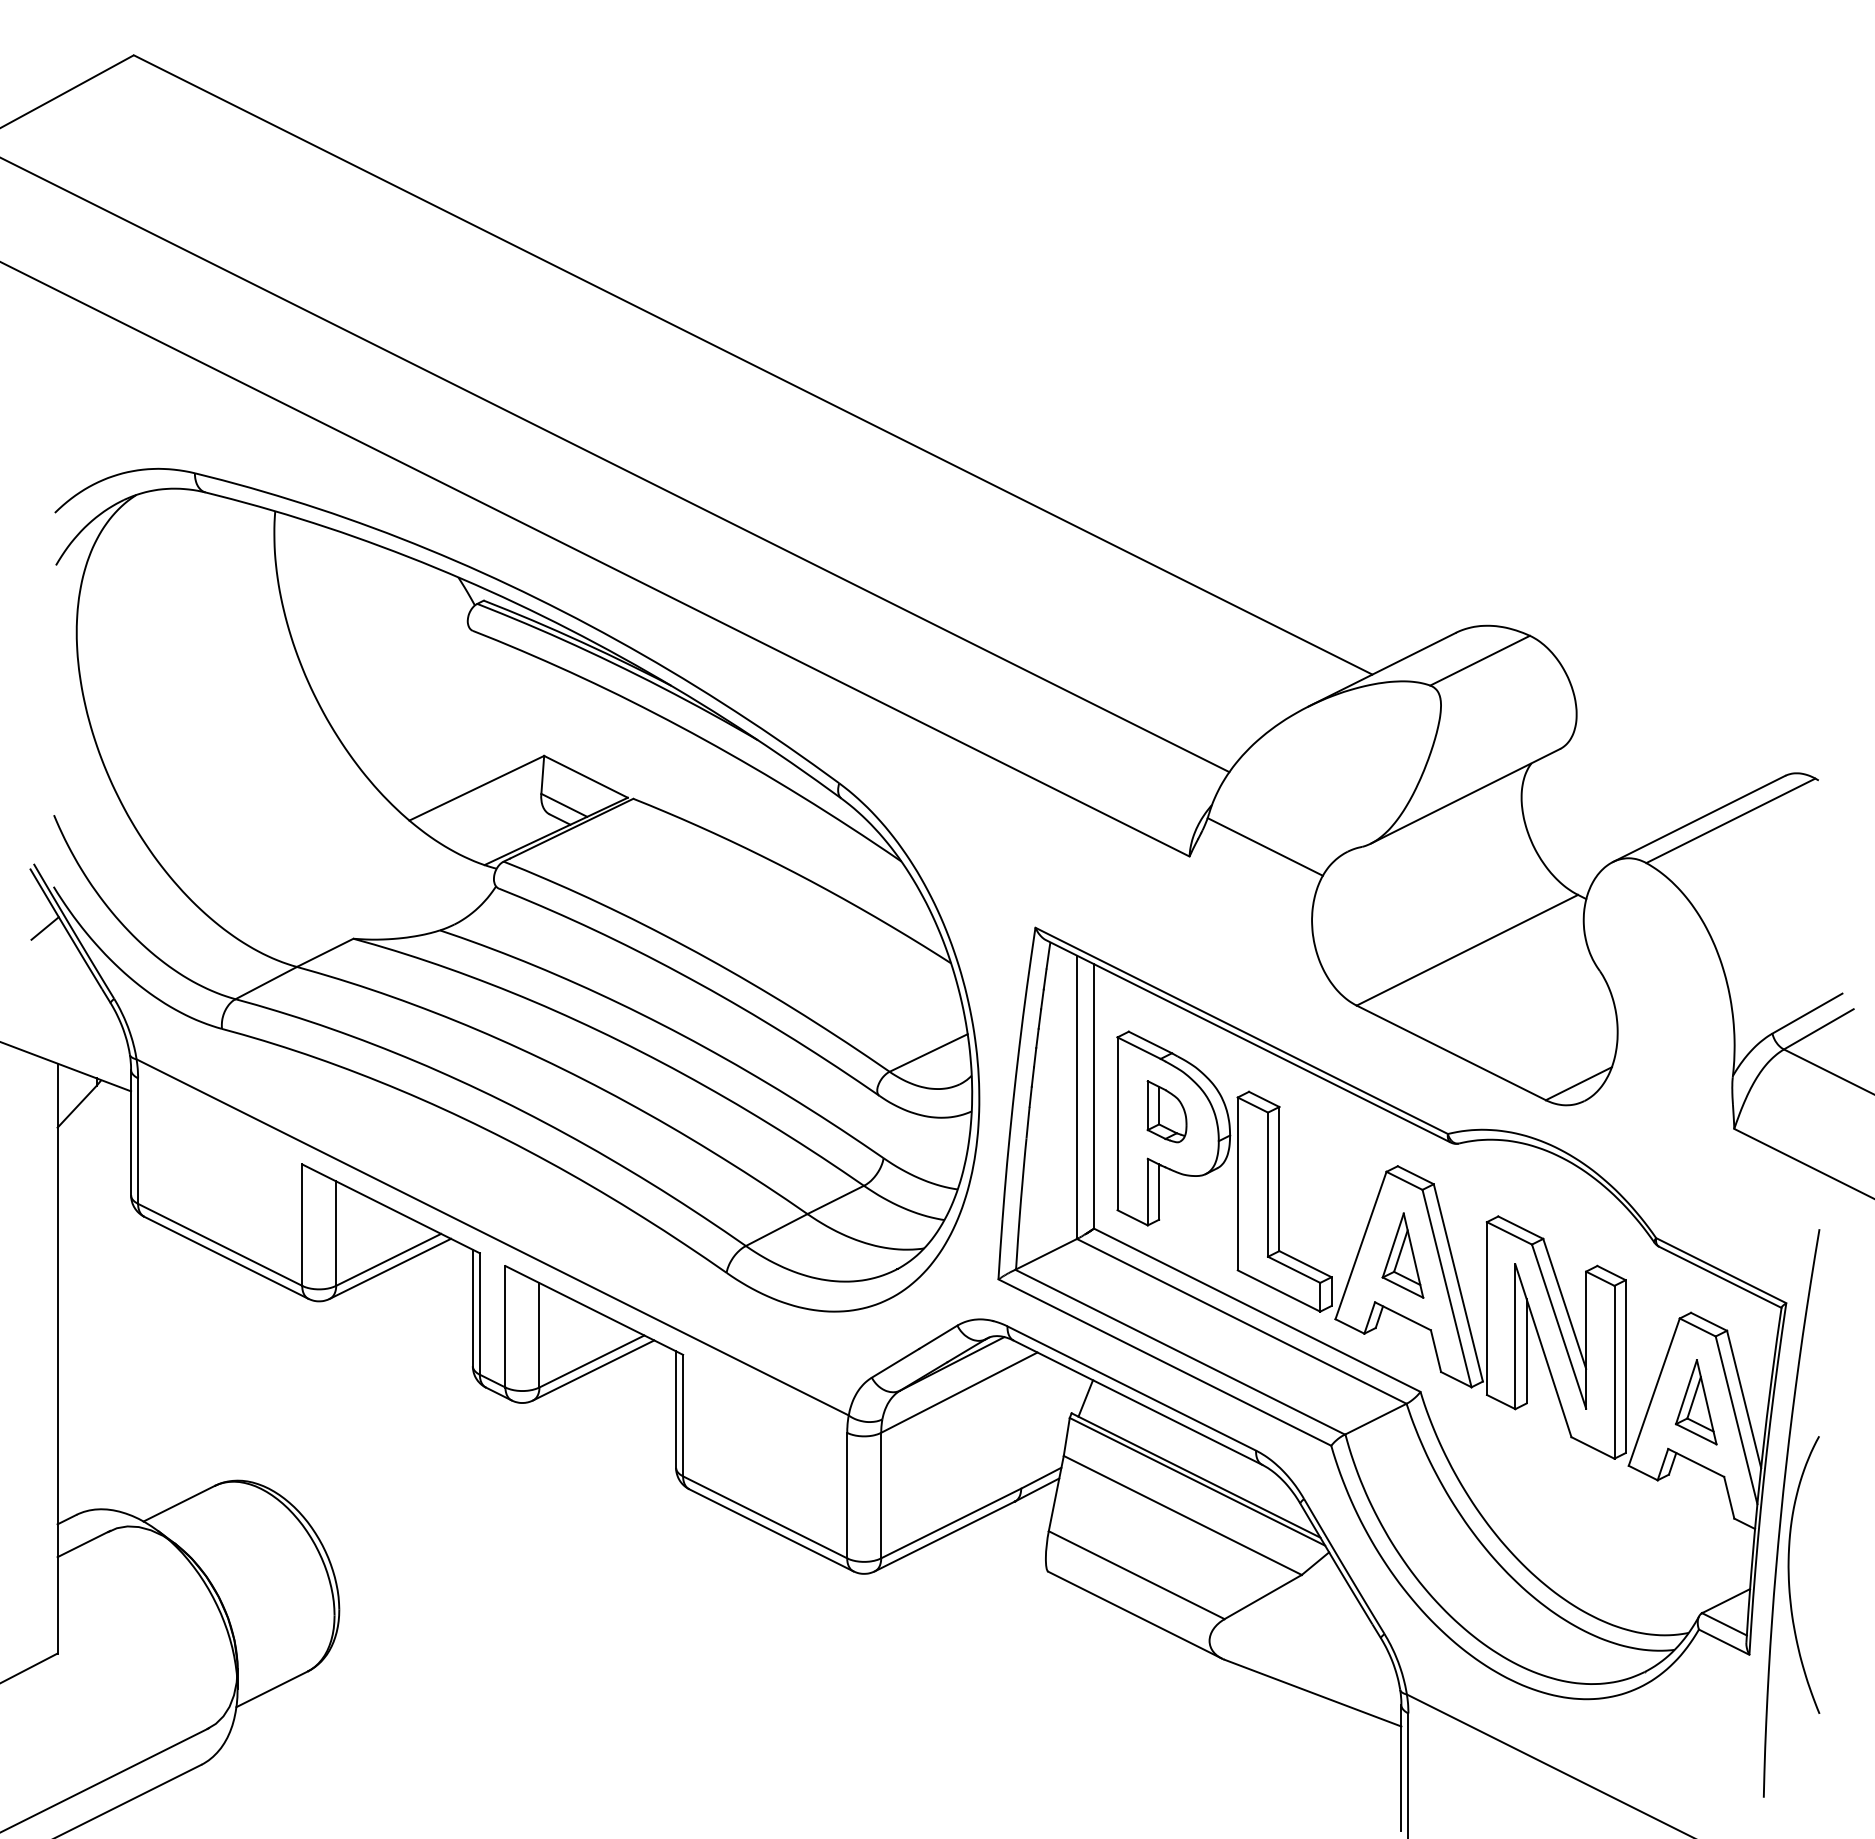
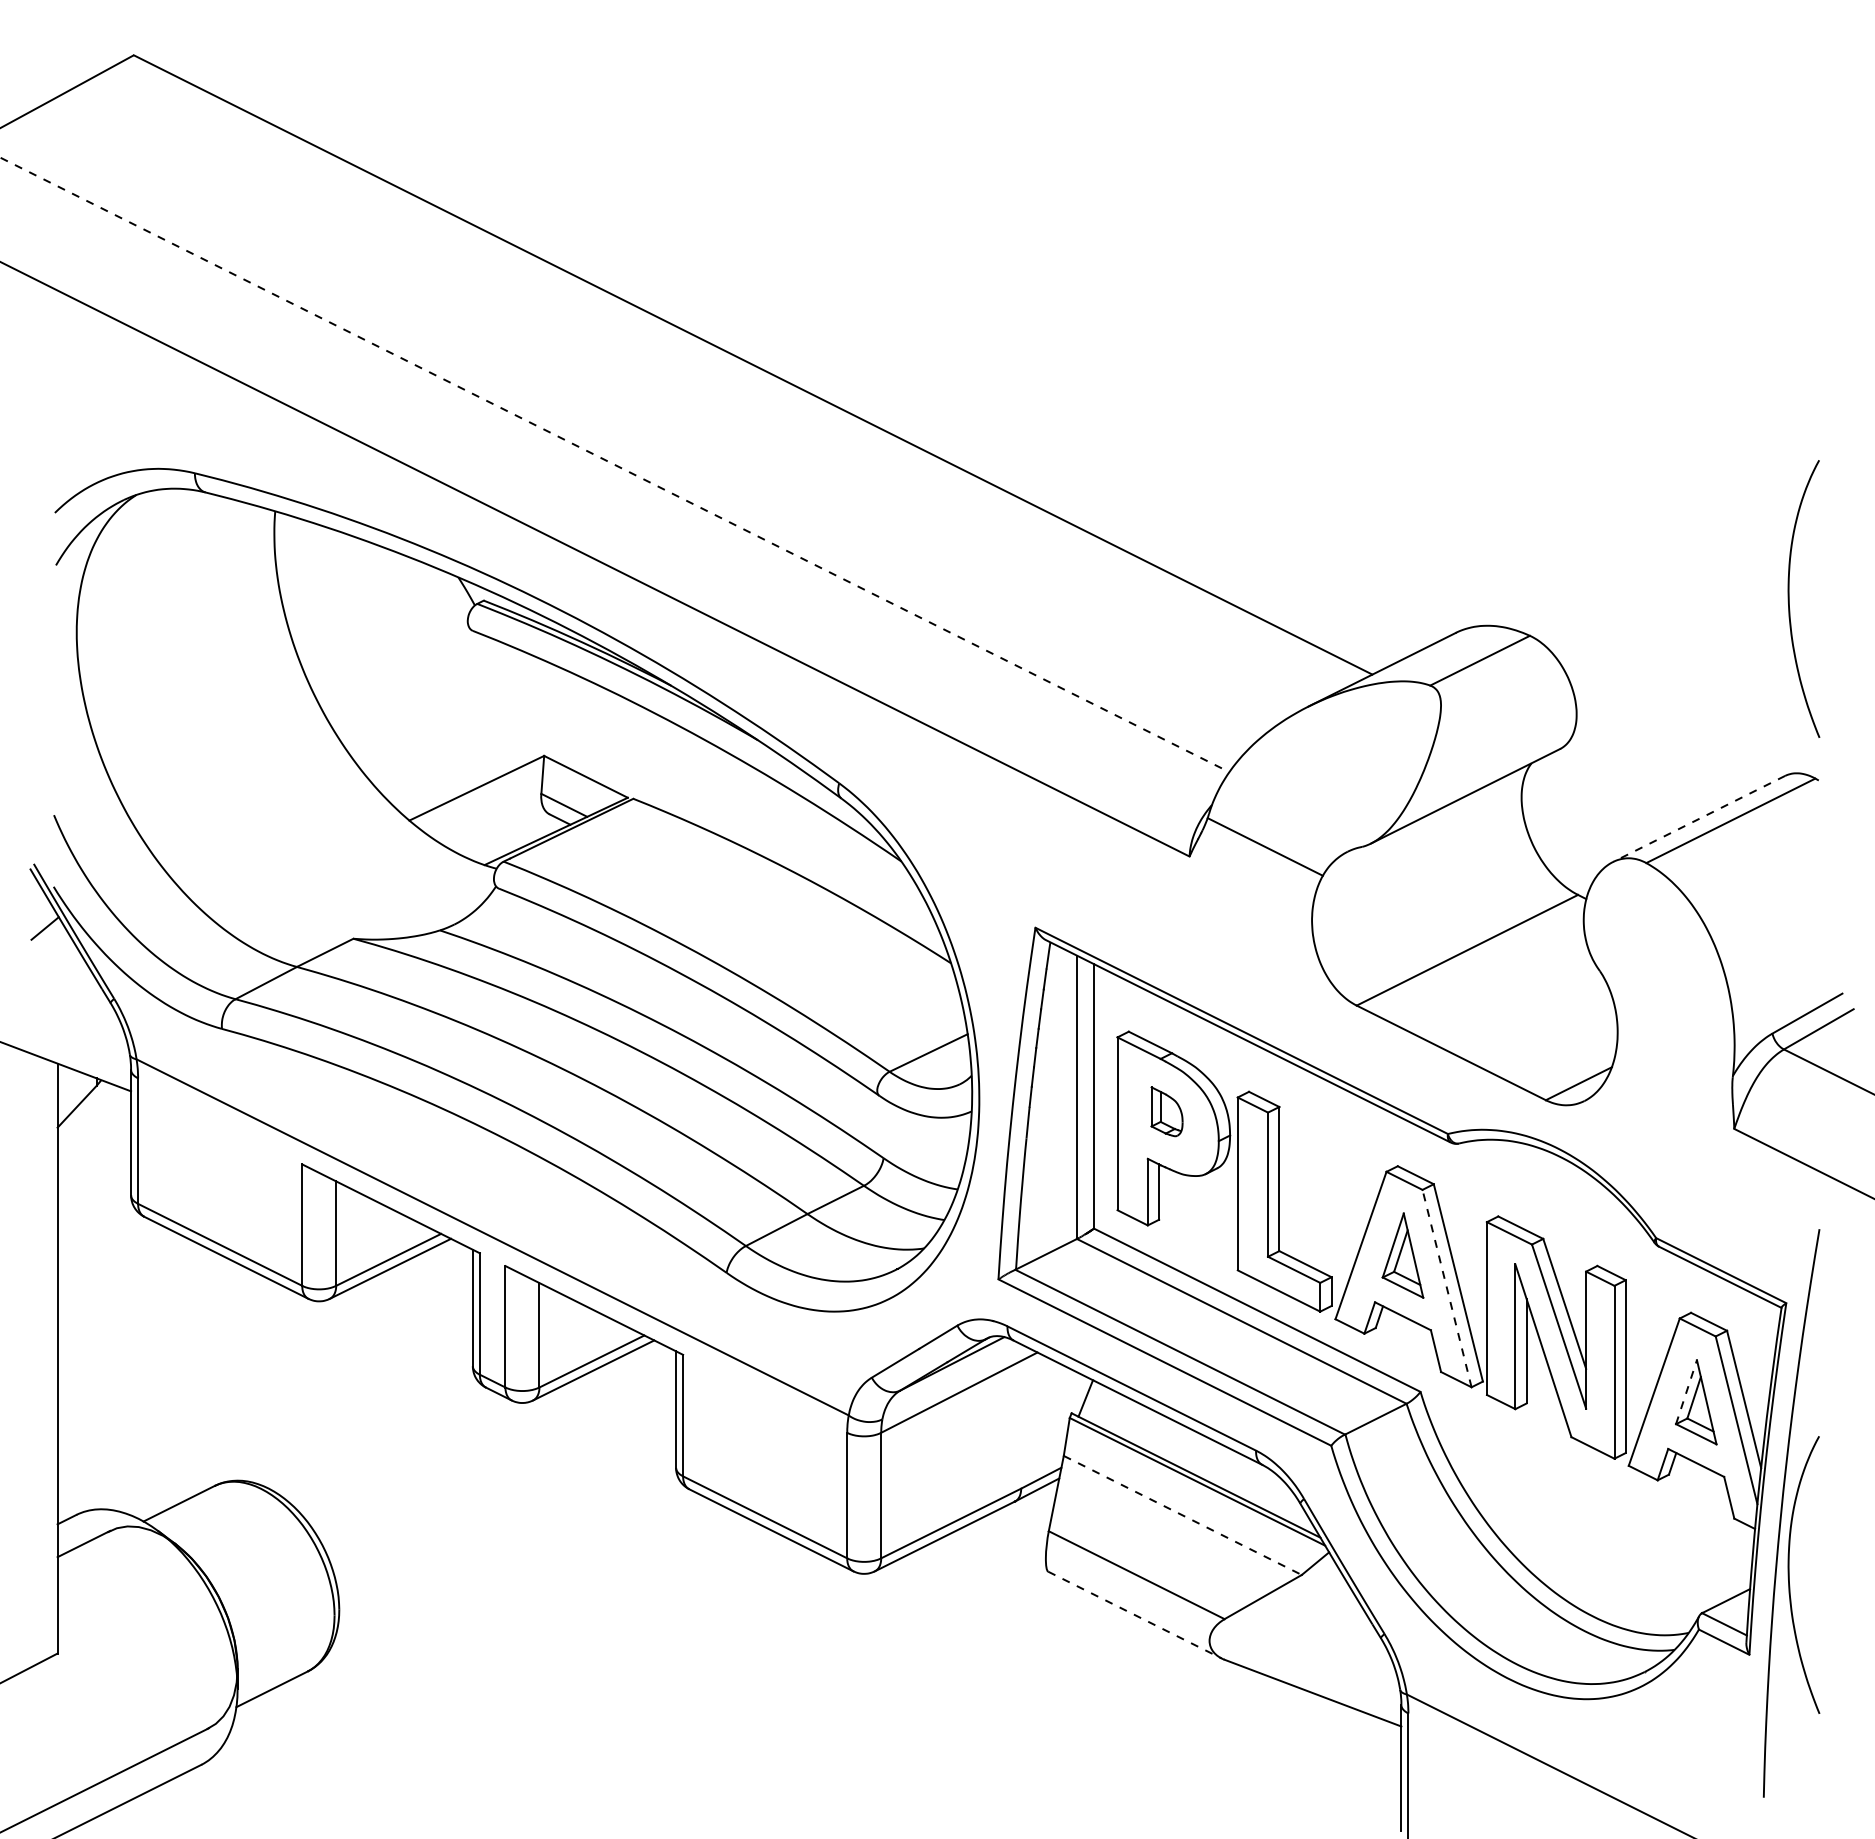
line: solid -> dashed (615, 464)
curve: none -> present (1789, 598)
line: solid -> dashed (1698, 819)
part size: 42x64 px -> 34x52 px (1166, 1111)
line: solid -> dashed (1447, 1288)
line: solid -> dashed (1686, 1392)
line: solid -> dashed (1183, 1515)
line: solid -> dashed (1134, 1615)
